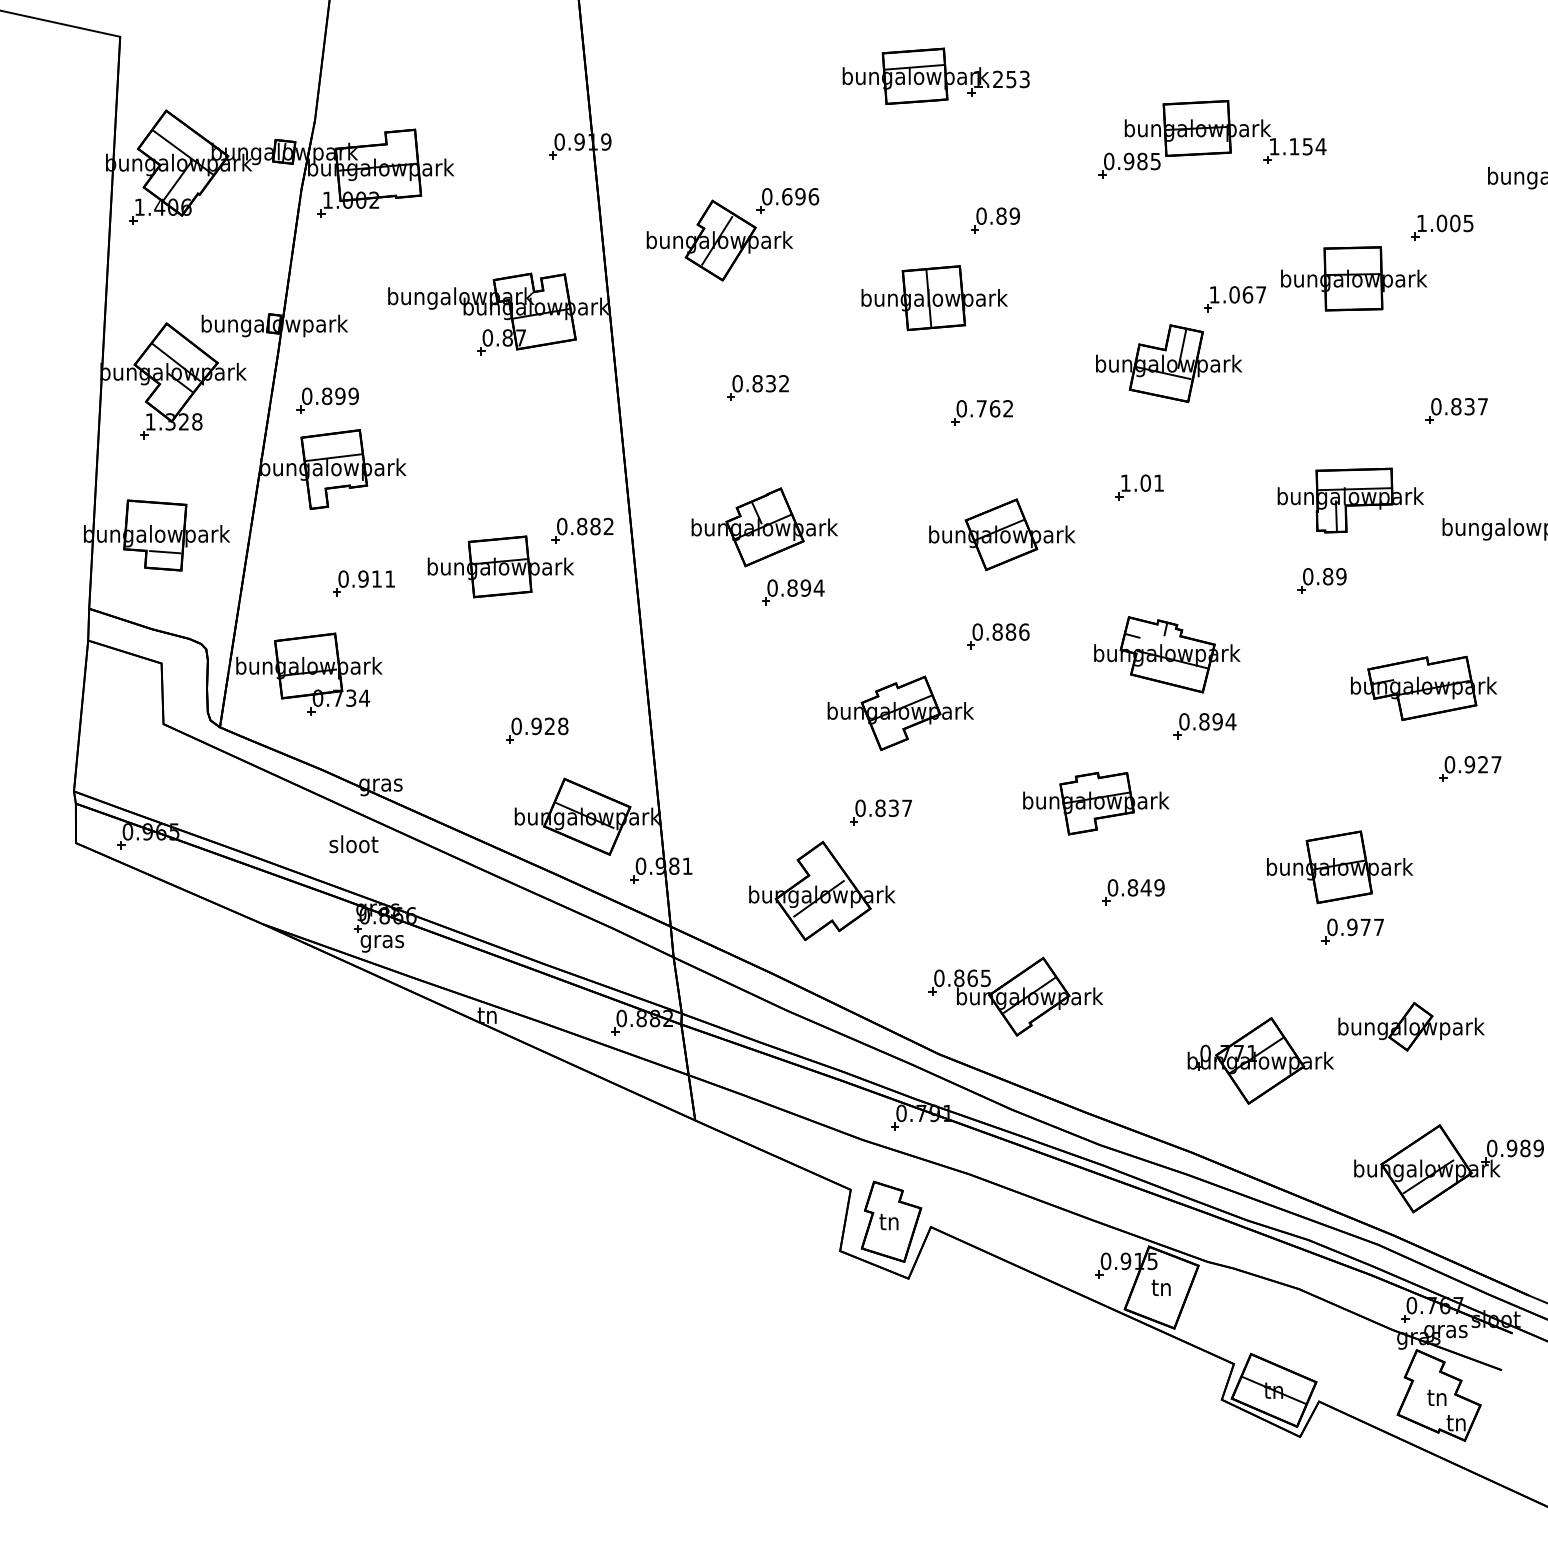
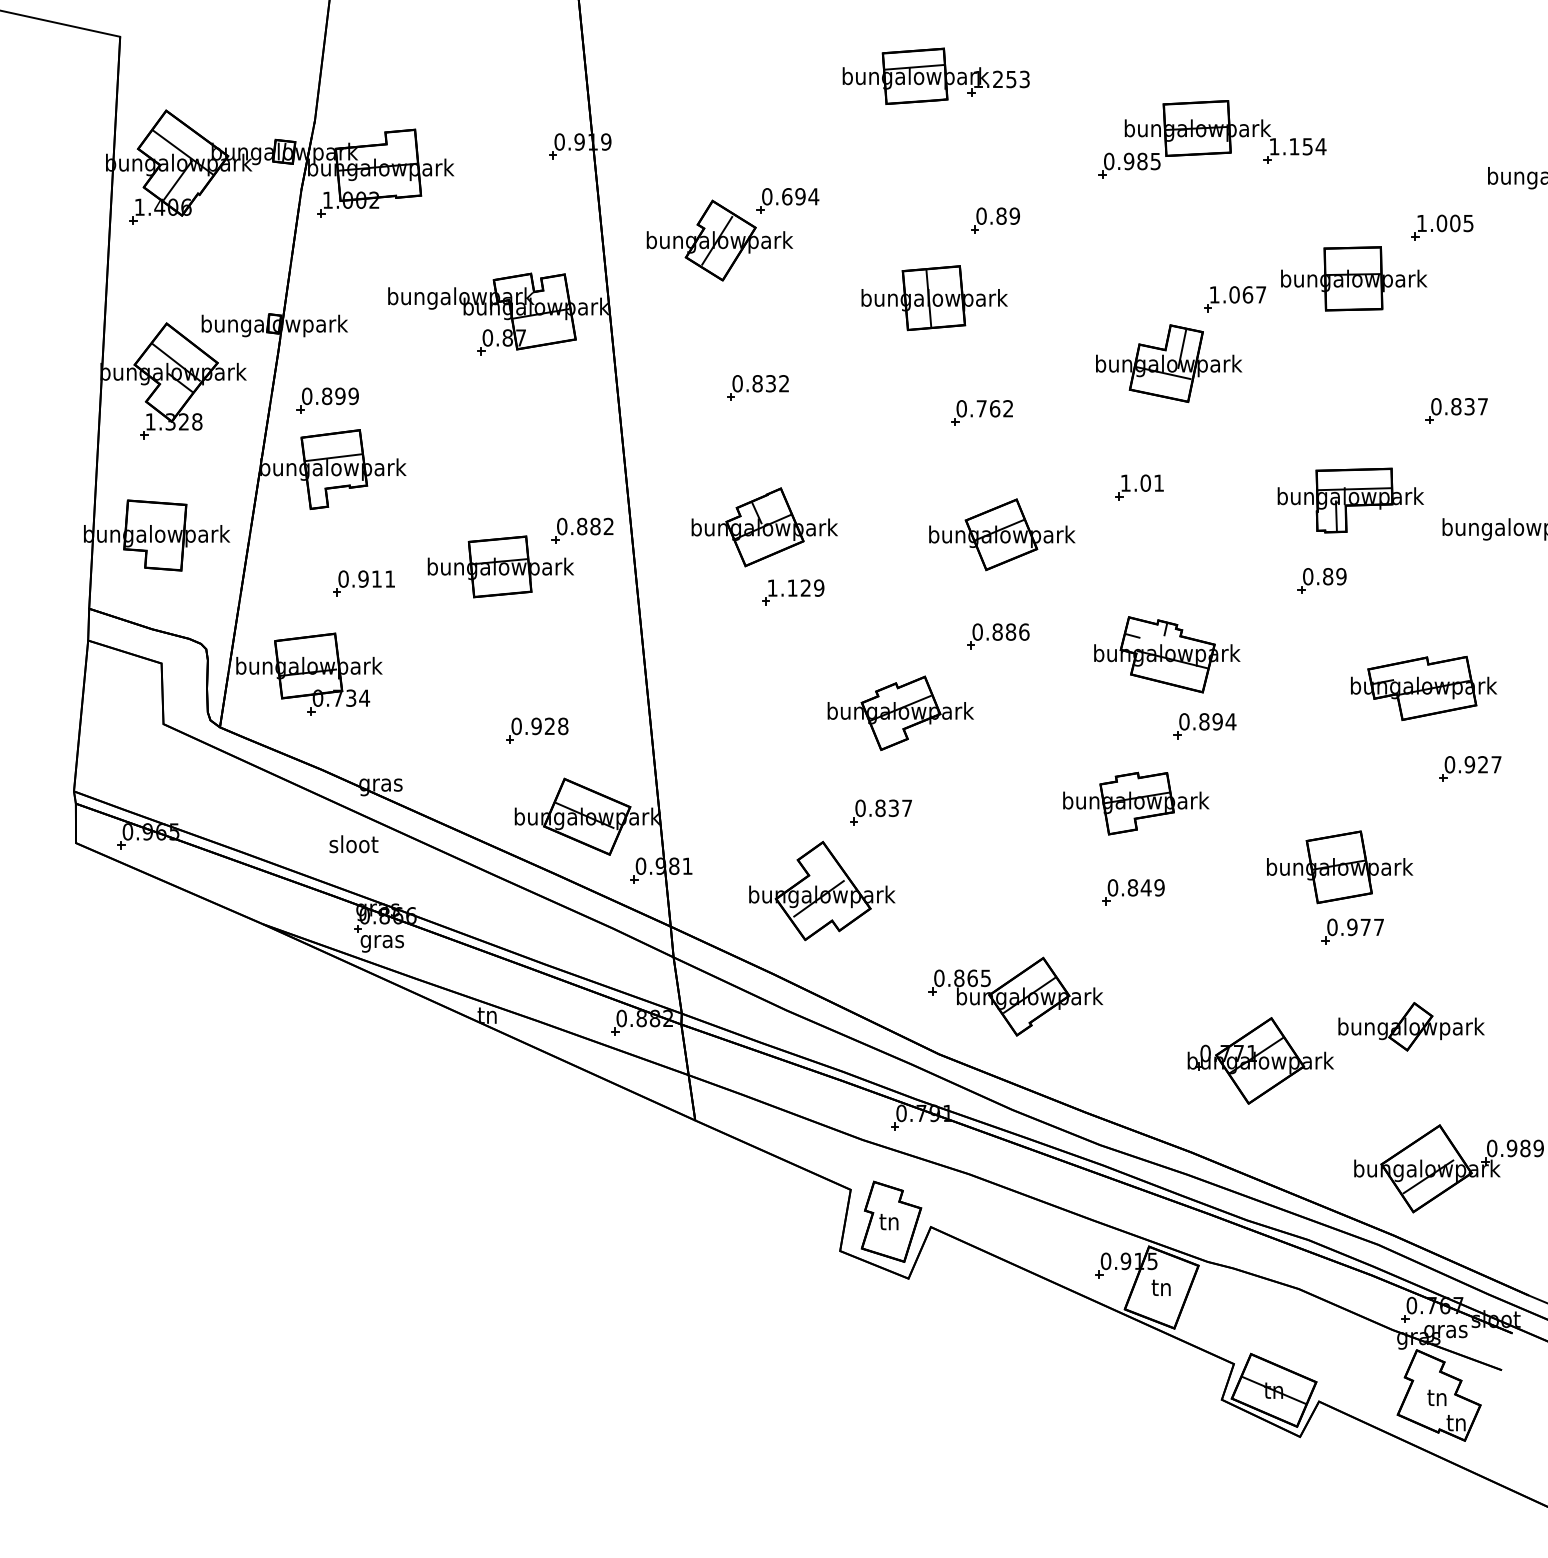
text: 0.696 -> 0.694 (813, 196)
line: present -> none (165, 552)
text: 0.894 -> 1.129 (795, 587)
part position: (1096, 803) -> (1136, 803) (1136, 803)
